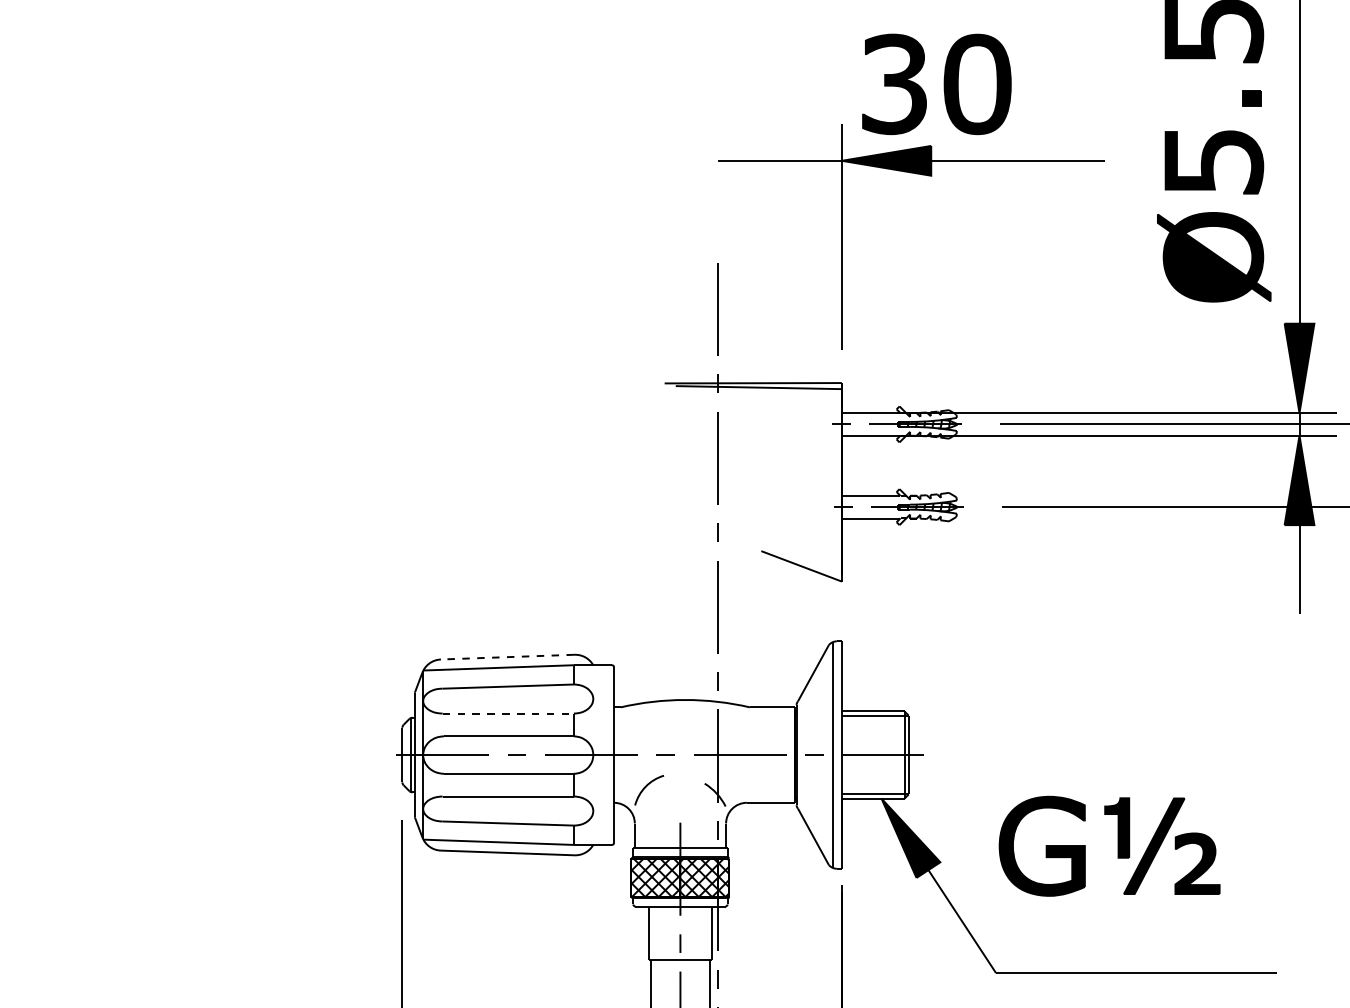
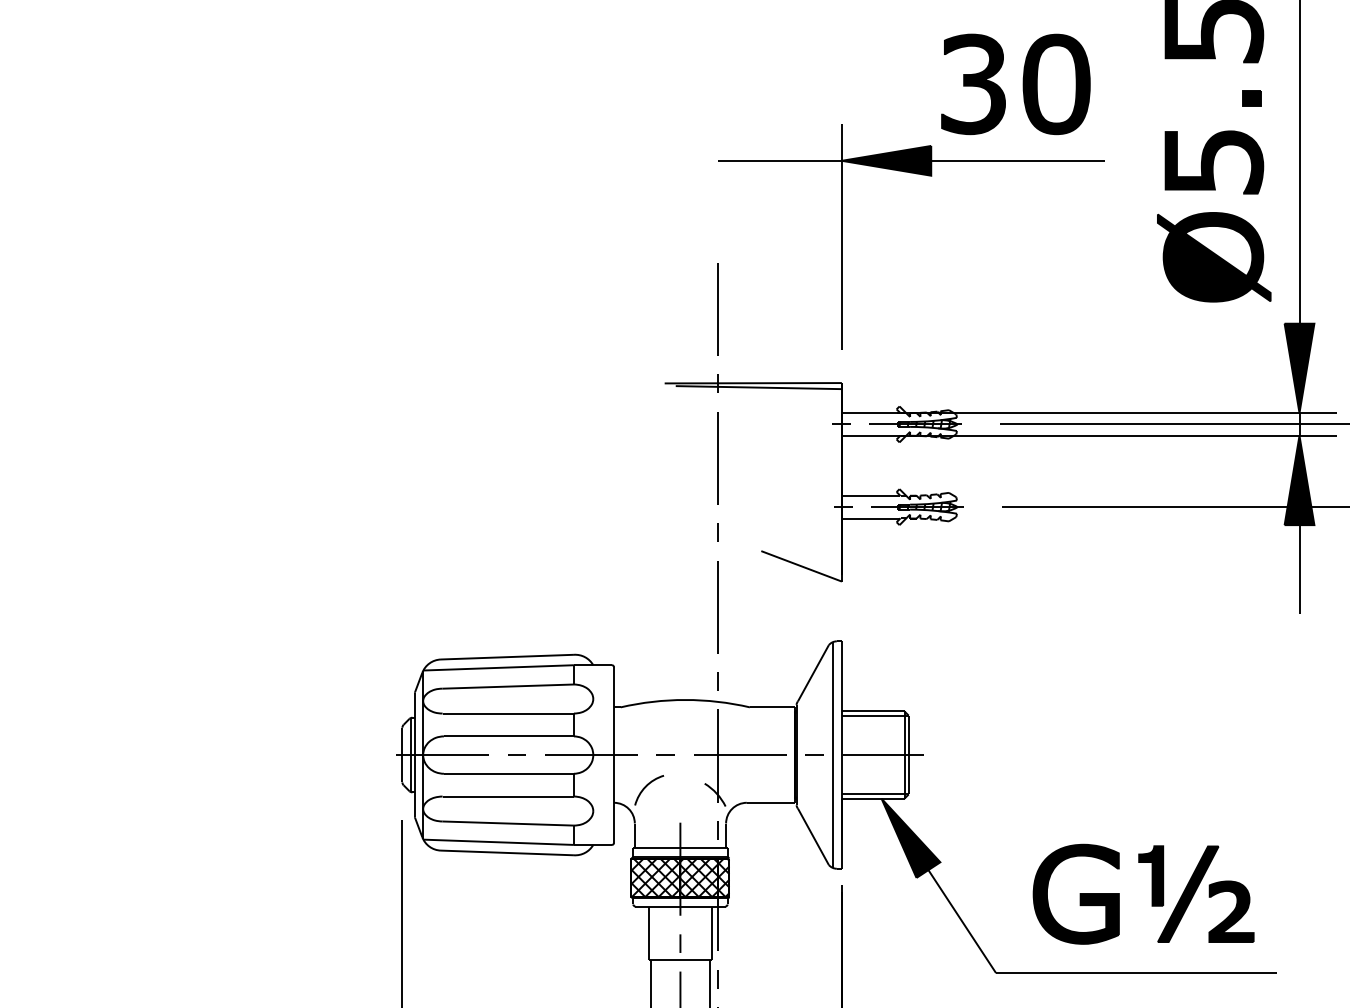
part position: (943, 84) -> (1022, 84) (1022, 84)
line: dashed -> solid (507, 657)
line: dashed -> solid (508, 713)
part position: (1117, 845) -> (1151, 893) (1151, 893)
